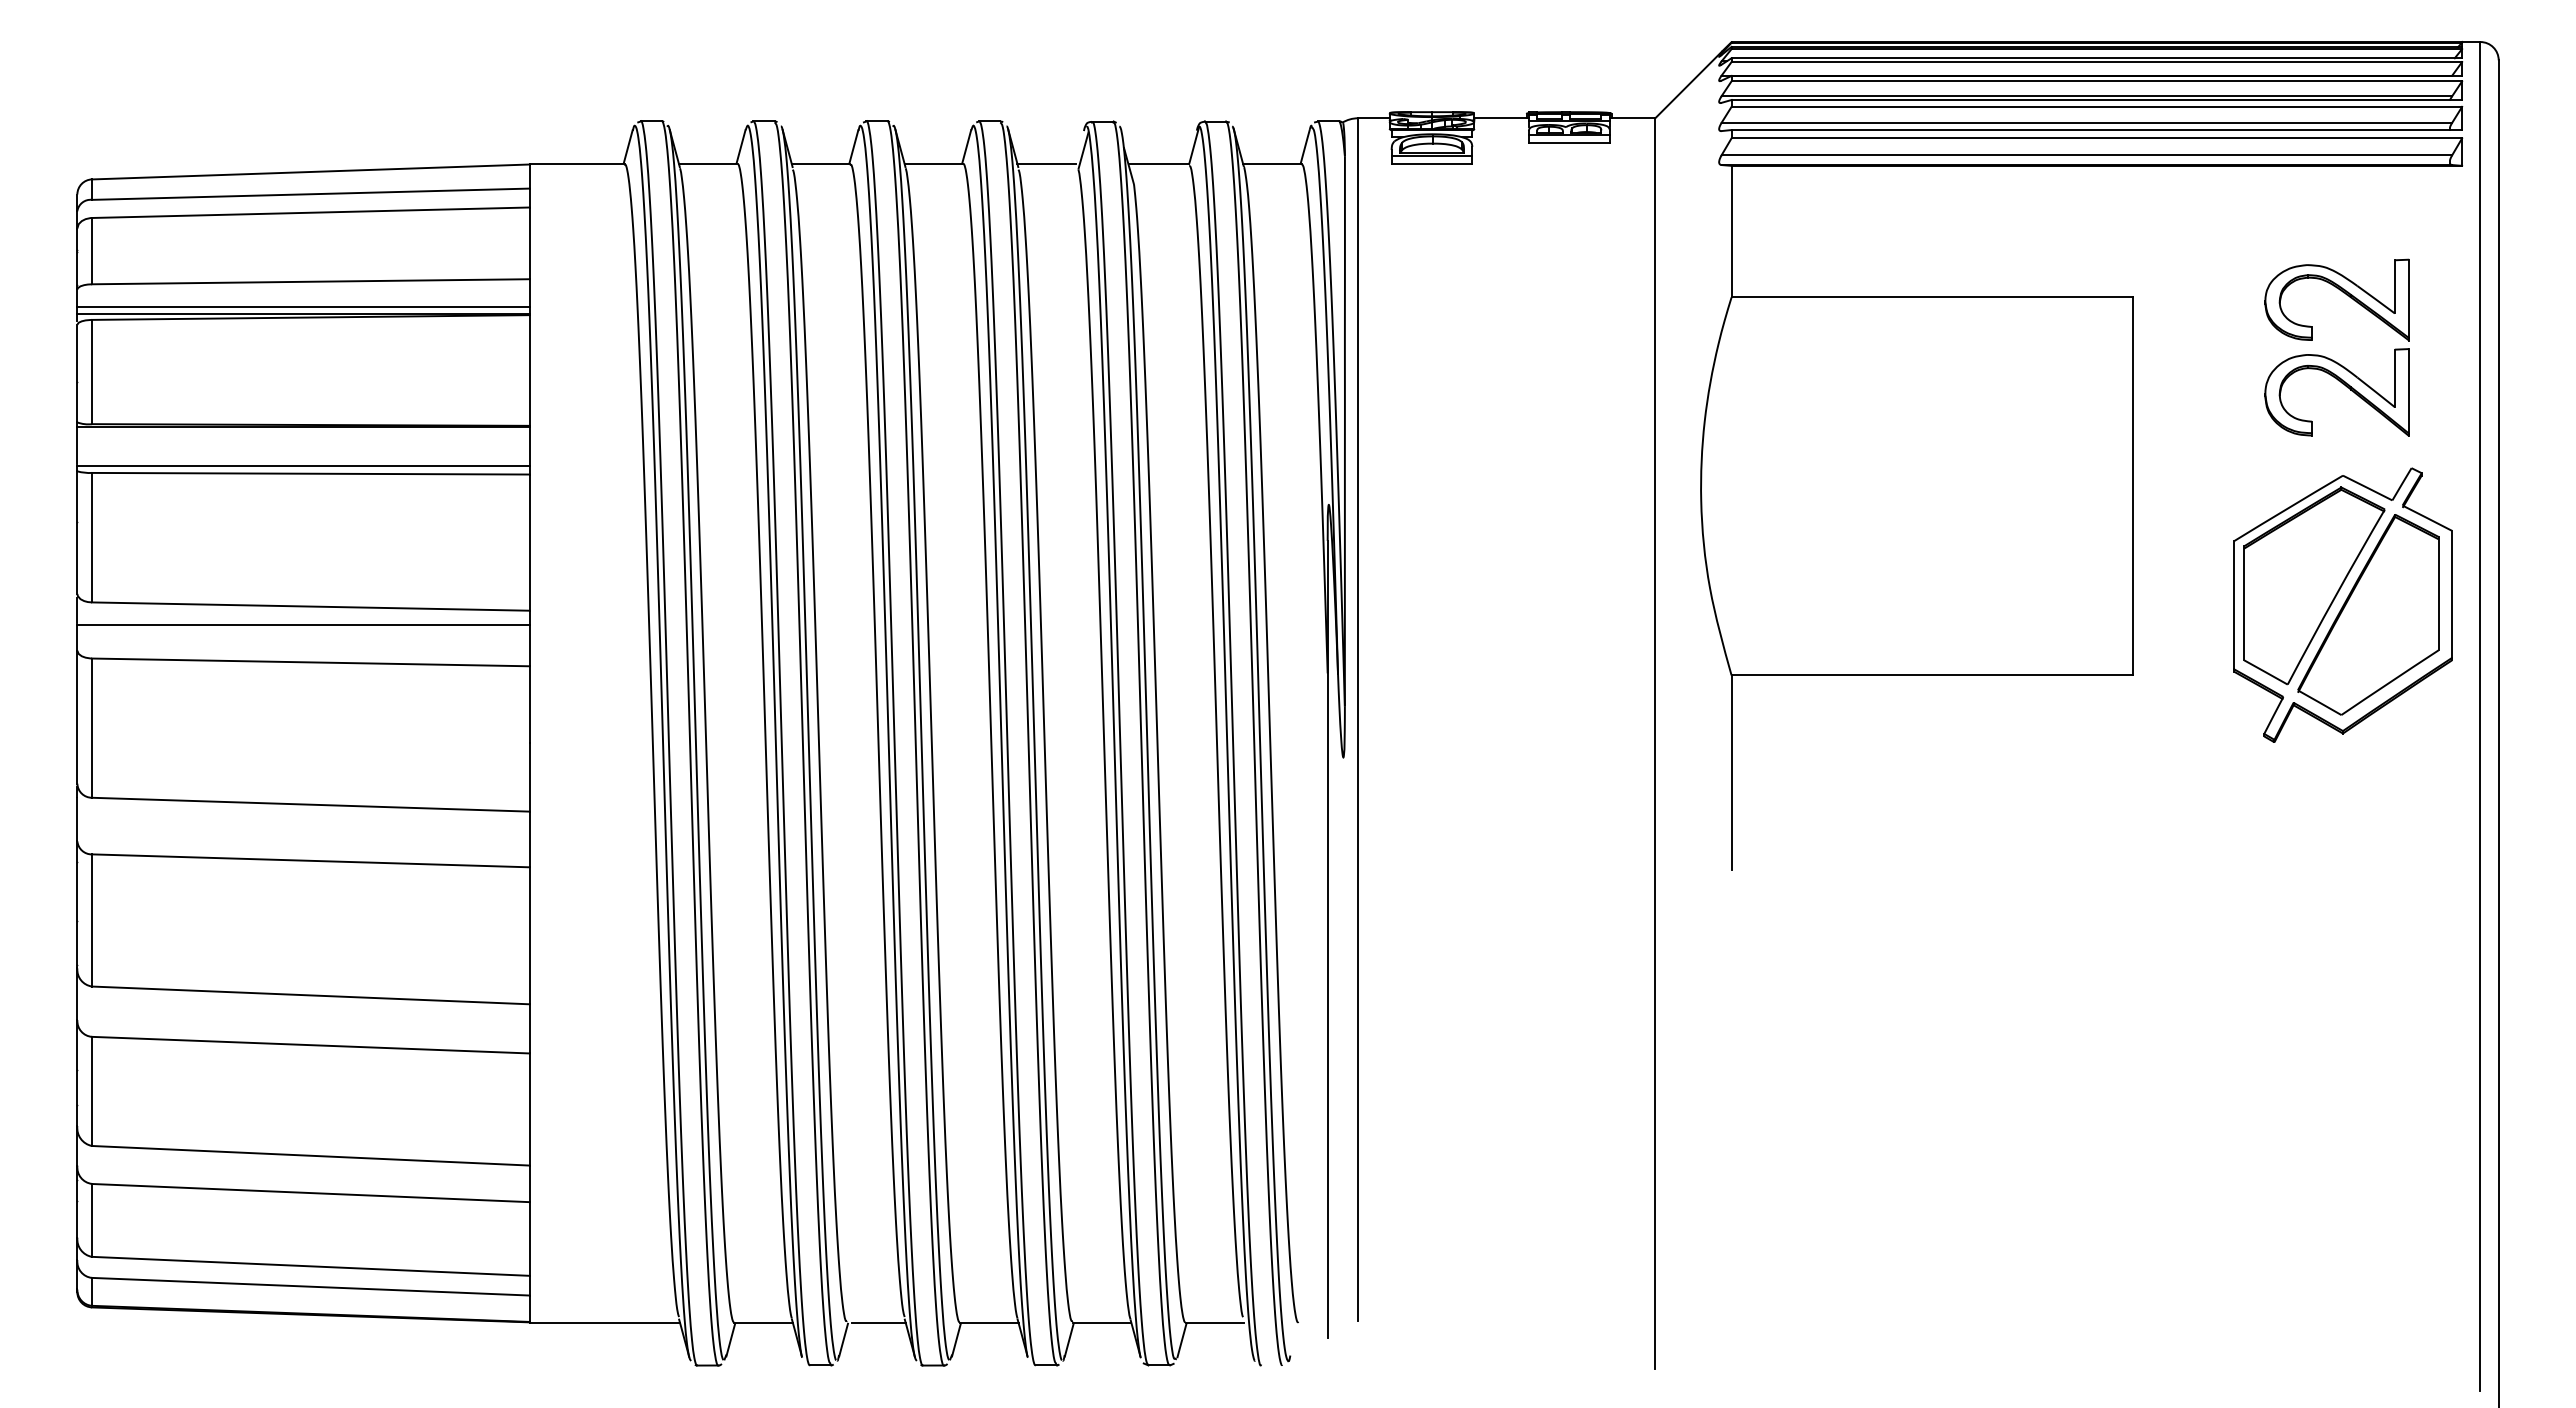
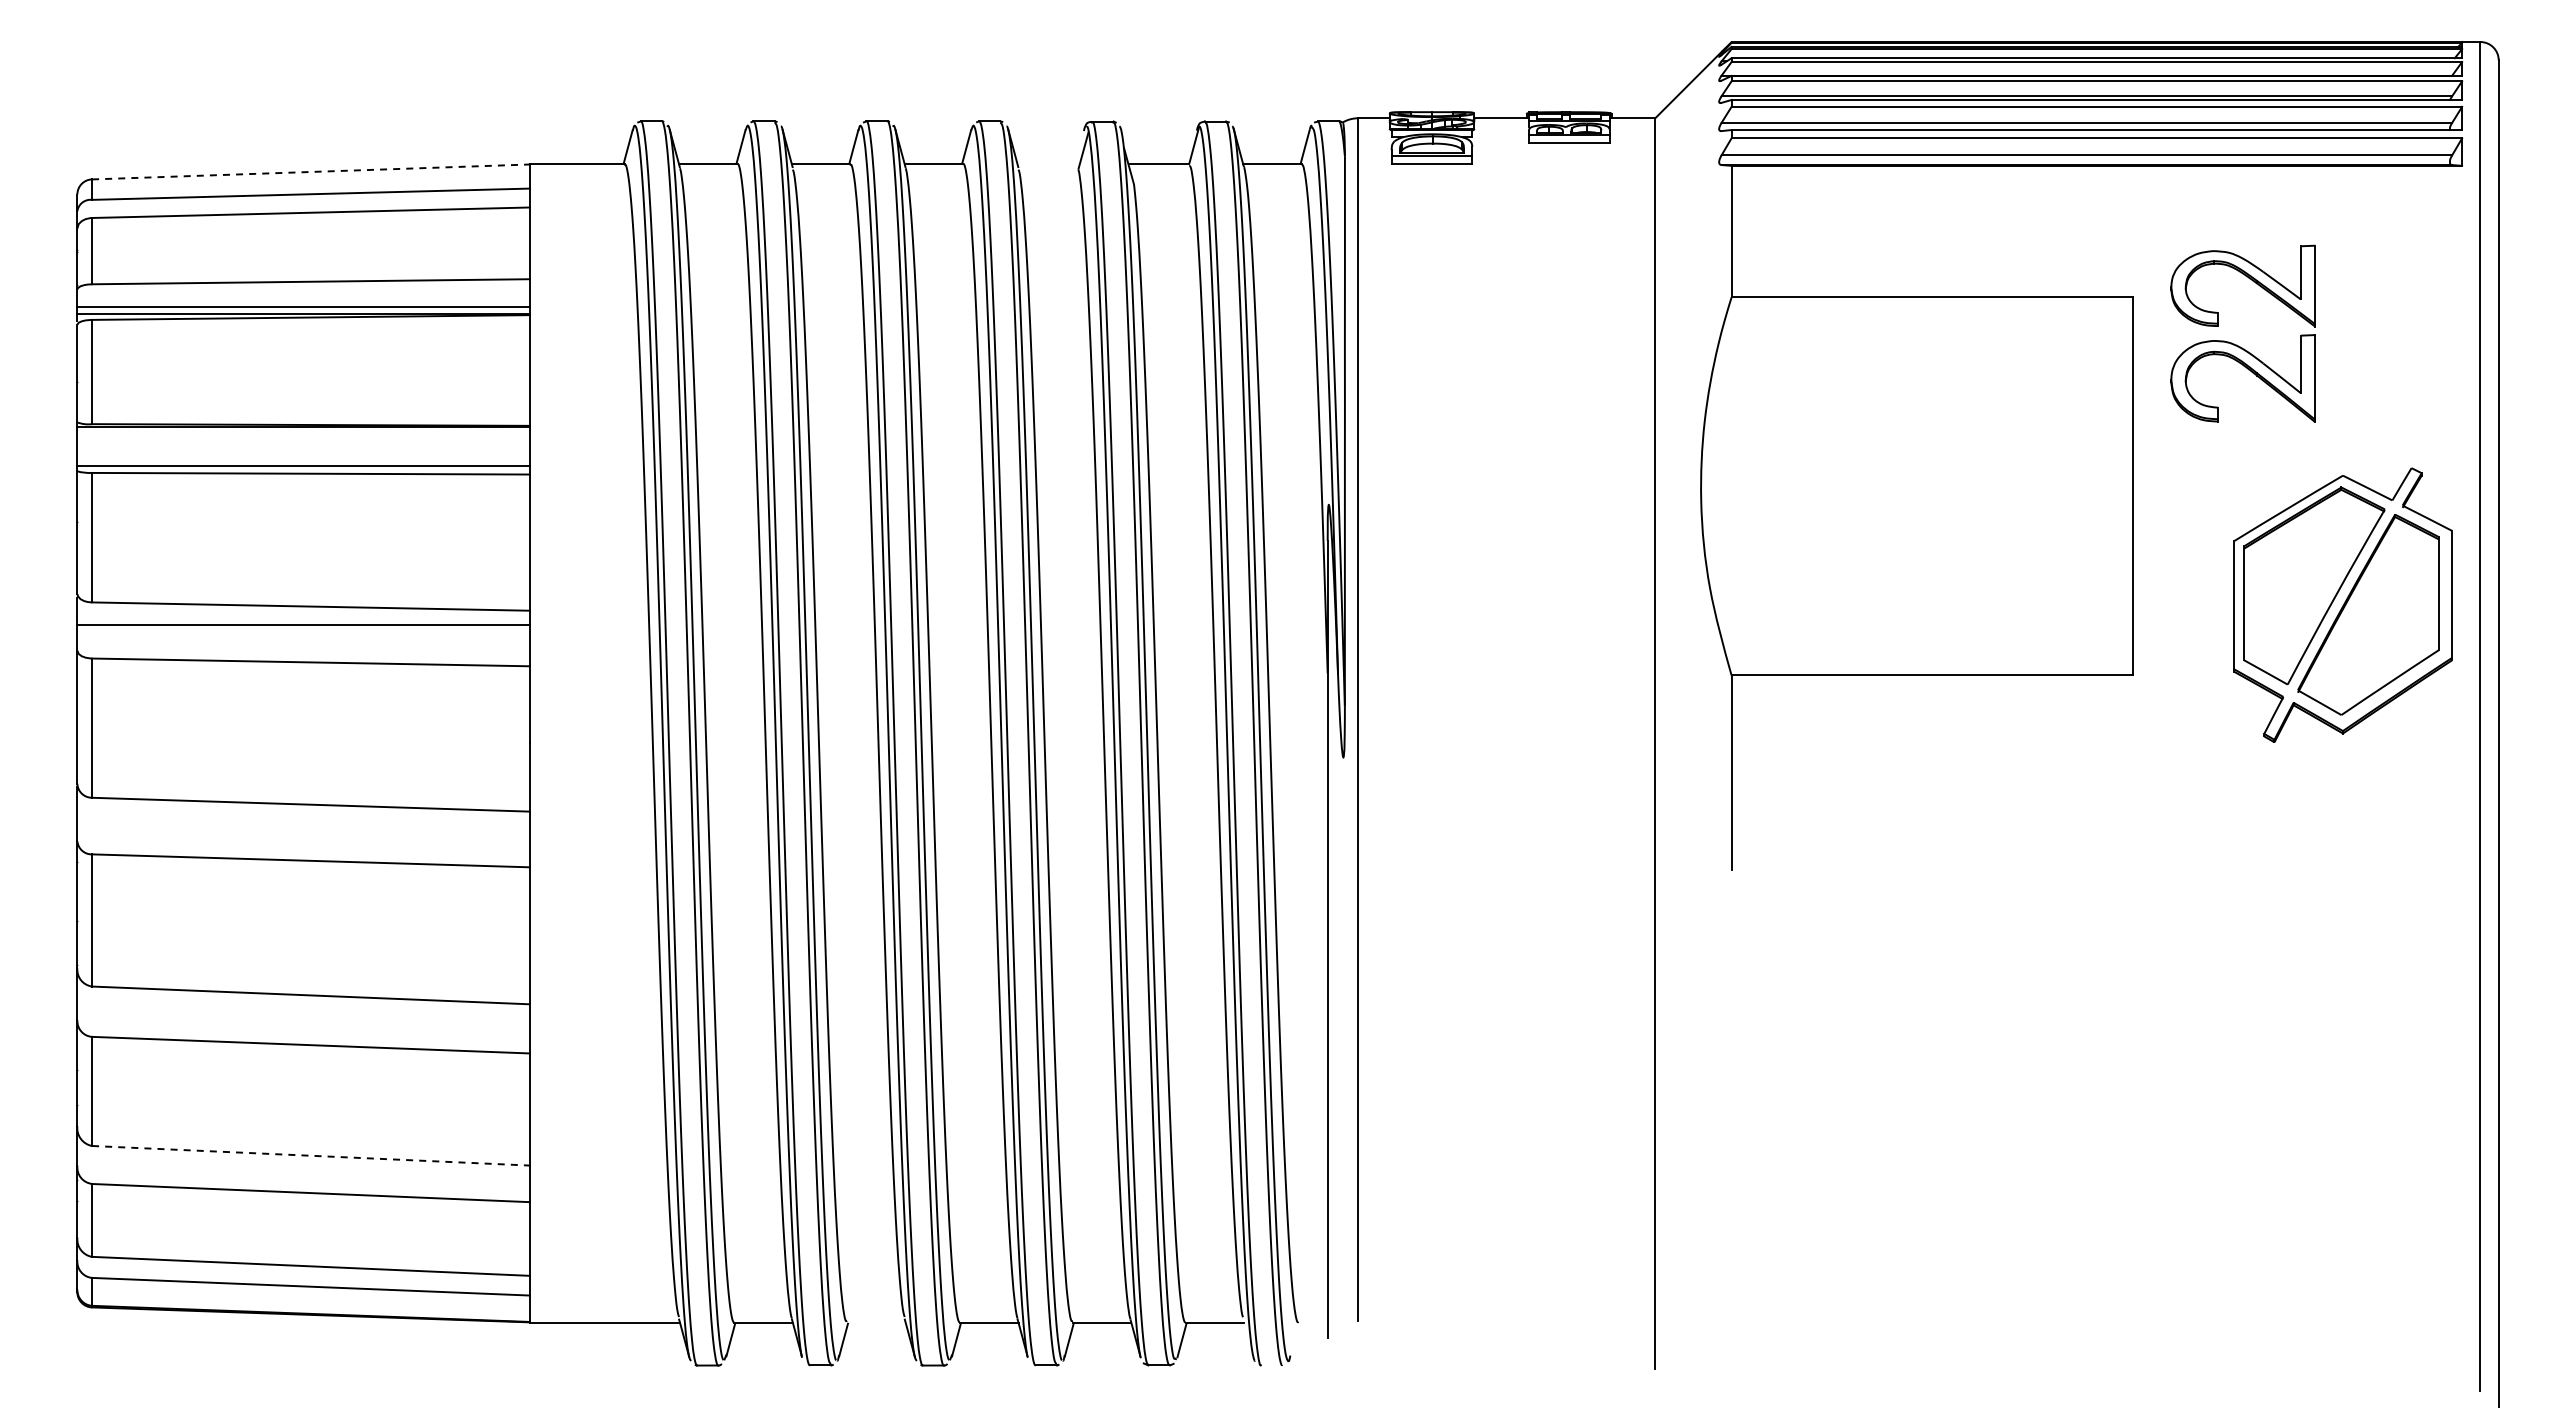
line: present -> none (1046, 164)
line: solid -> dashed (310, 171)
part position: (2330, 358) -> (2236, 344) (2236, 344)
line: solid -> dashed (311, 1155)
line: present -> none (878, 1322)
